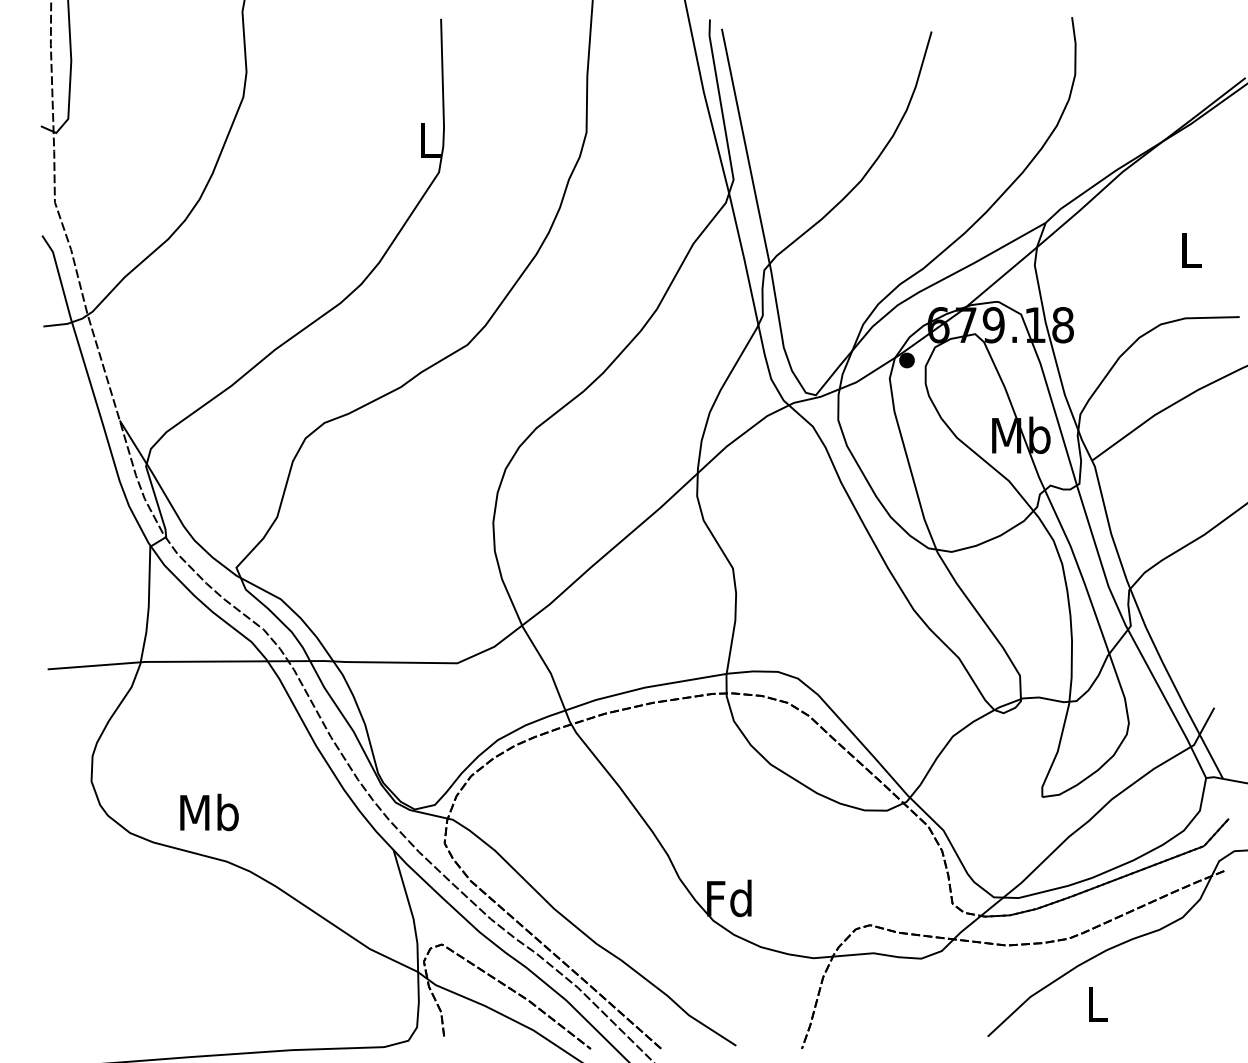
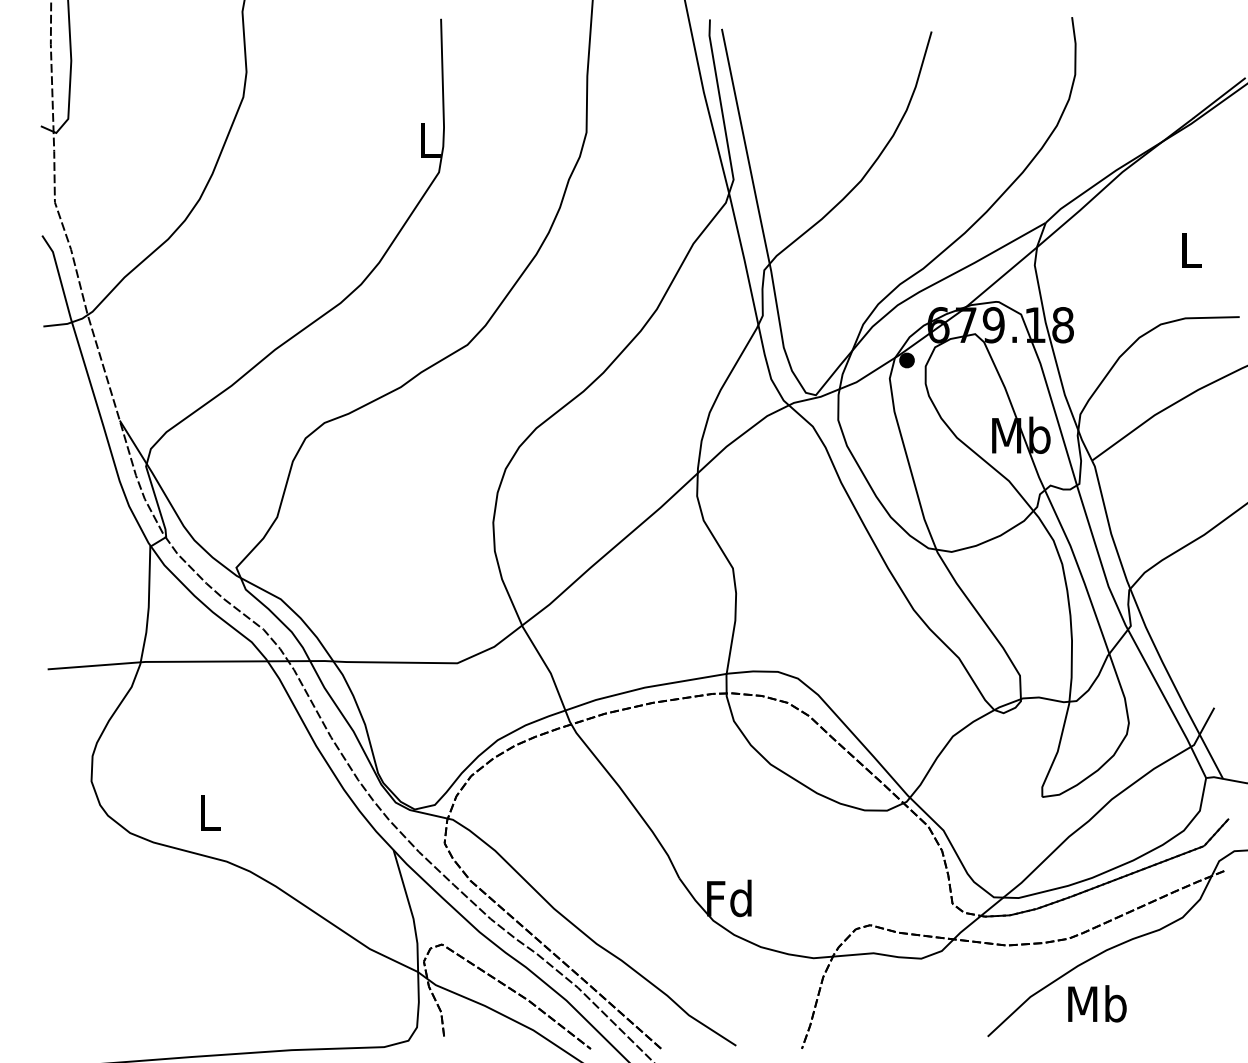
text: Mb -> L (209, 812)
text: L -> Mb (1097, 1003)
